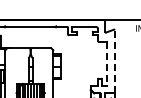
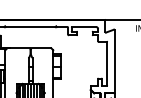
line: dashed -> solid (114, 60)
line: dashed -> solid (107, 63)
